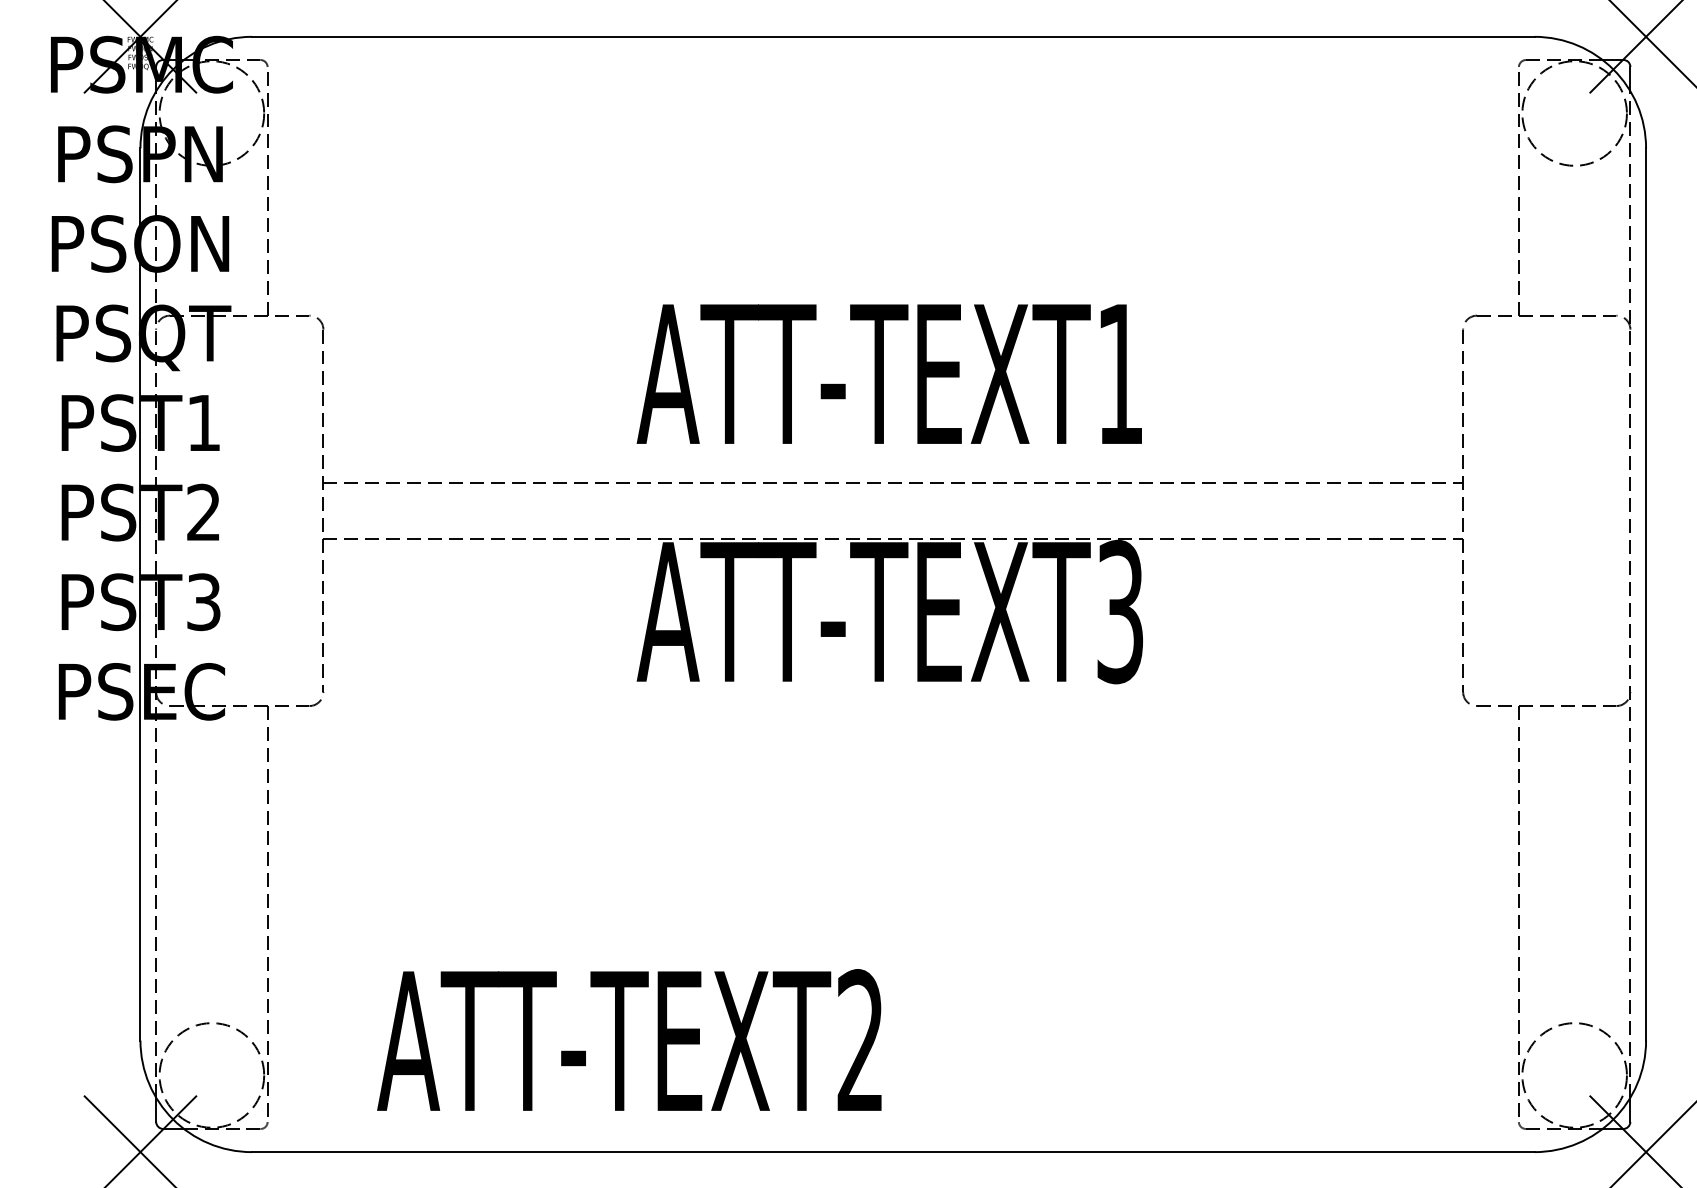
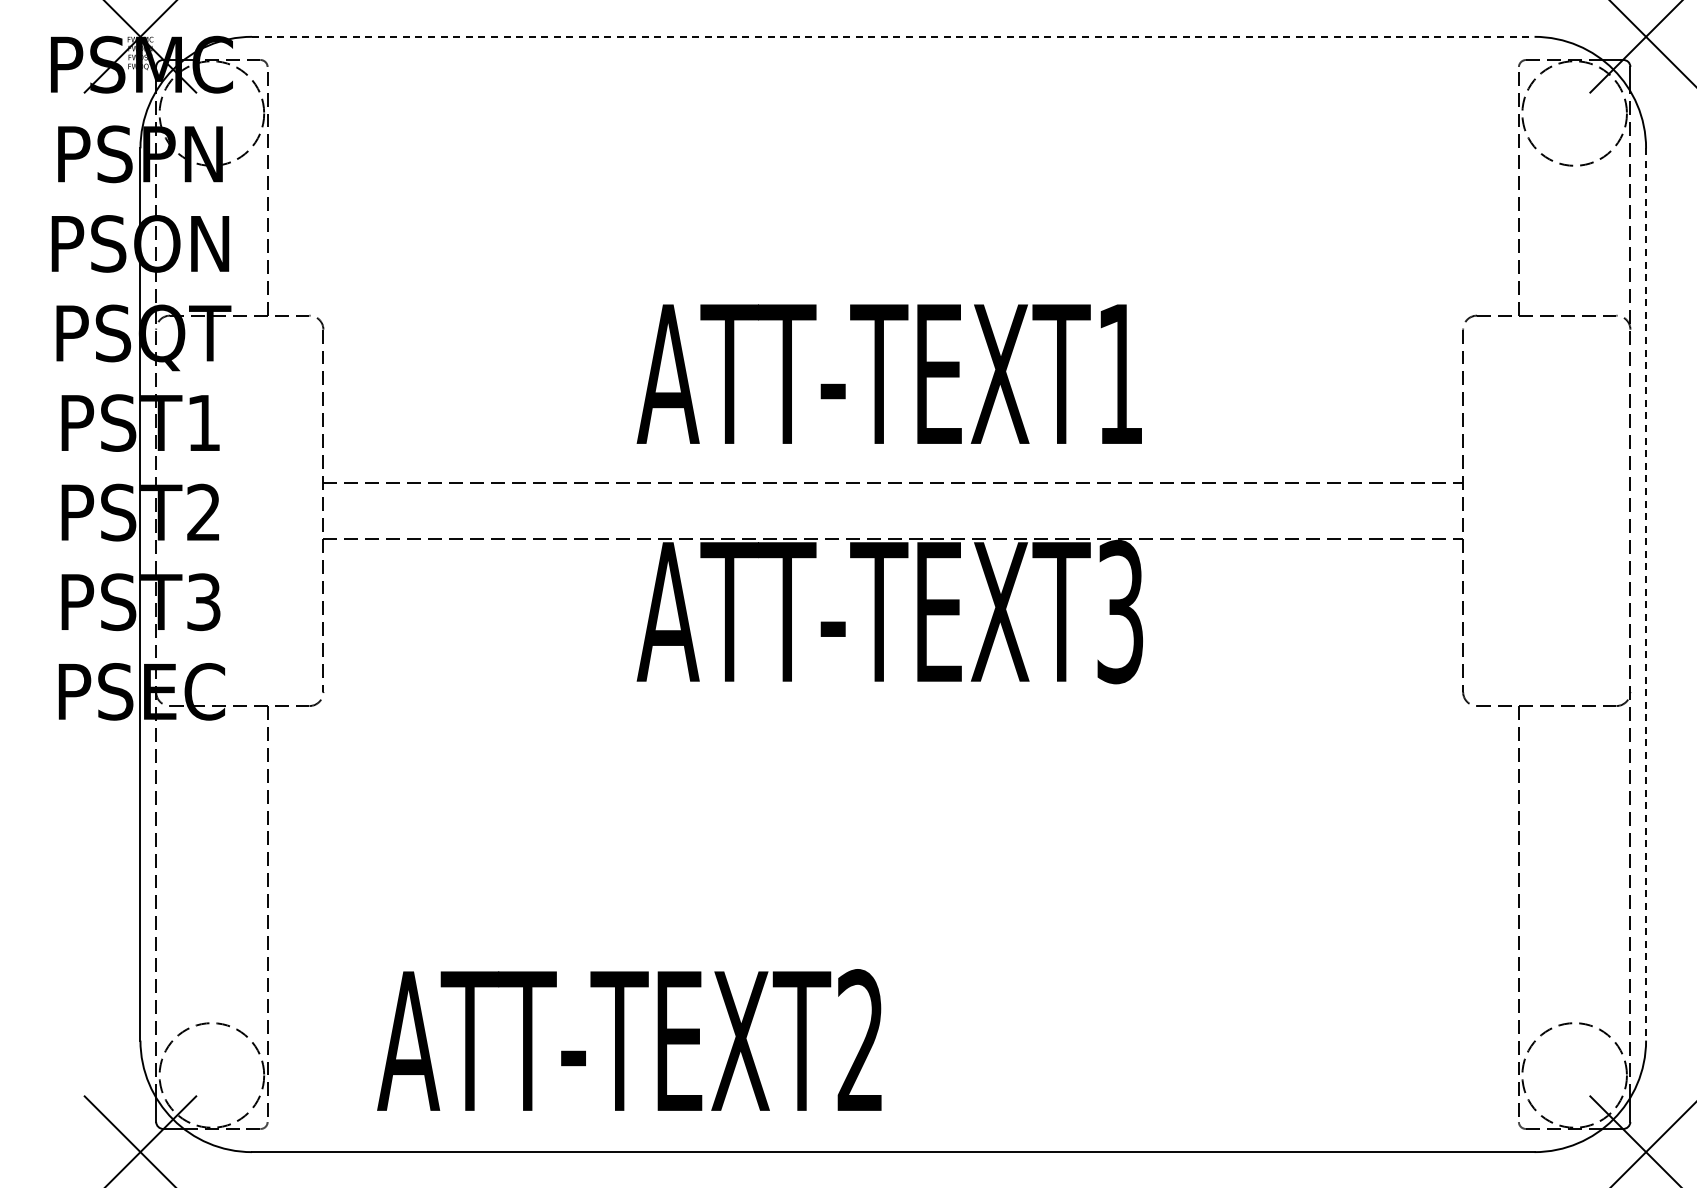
line: solid -> dashed (893, 36)
line: solid -> dashed (1646, 594)
